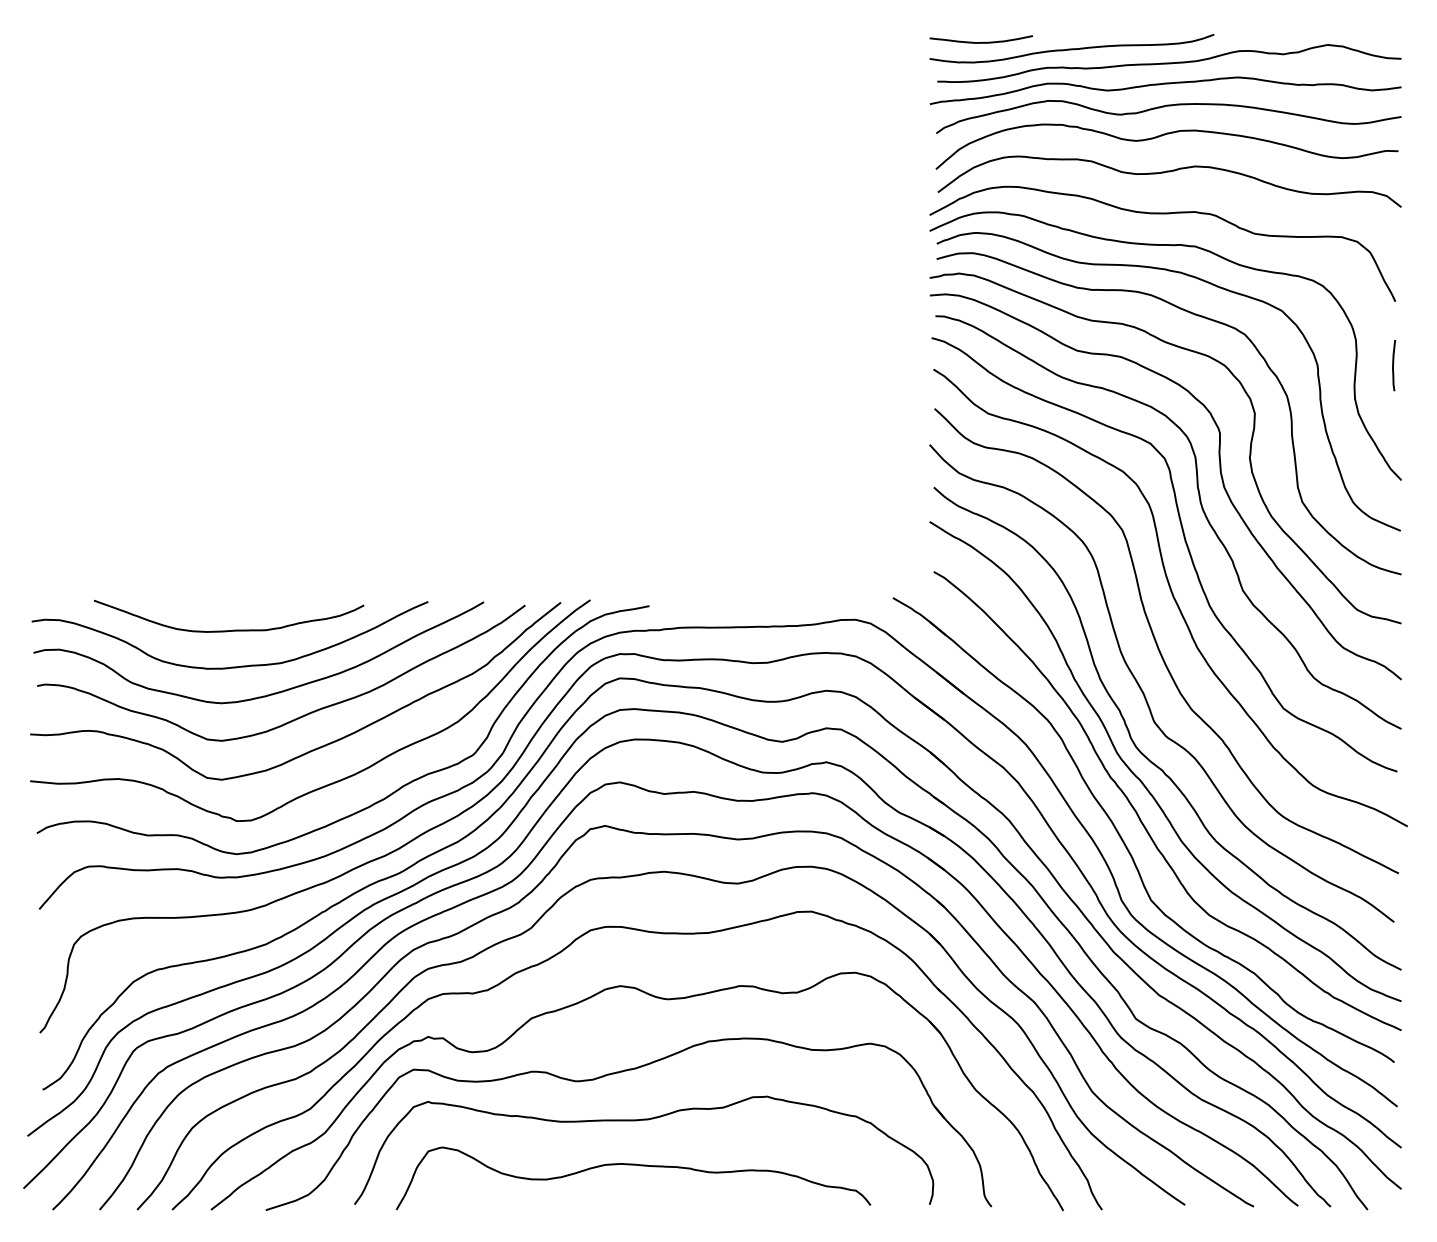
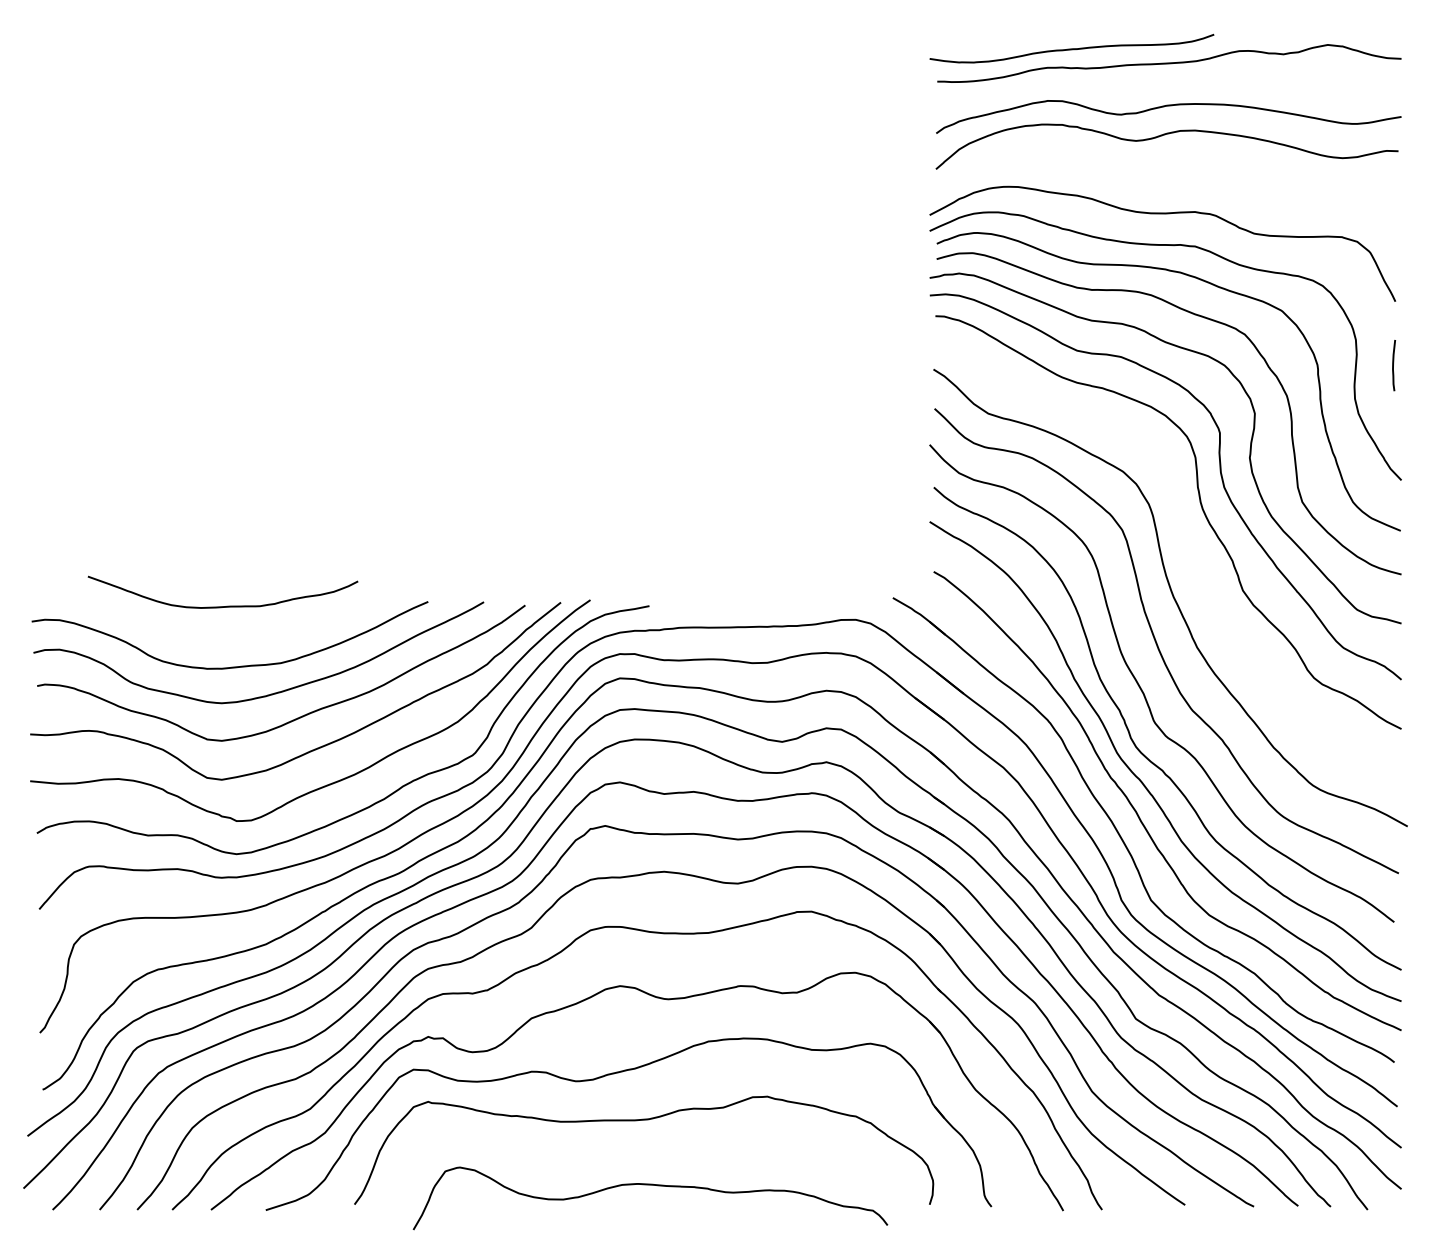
curve: present -> none (980, 42)
curve: present -> none (1165, 84)
curve: present -> none (1169, 172)
curve: present -> none (1186, 547)
curve position: (233, 629) -> (227, 605) (227, 605)
curve position: (633, 1165) -> (650, 1185) (650, 1185)
